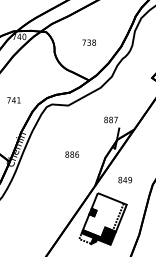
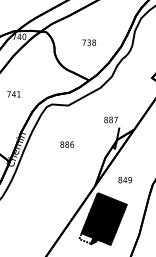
text position: (13, 100) -> (13, 94) (13, 94)
text position: (72, 154) -> (67, 144) (67, 144)
fill: none -> present (104, 215)
